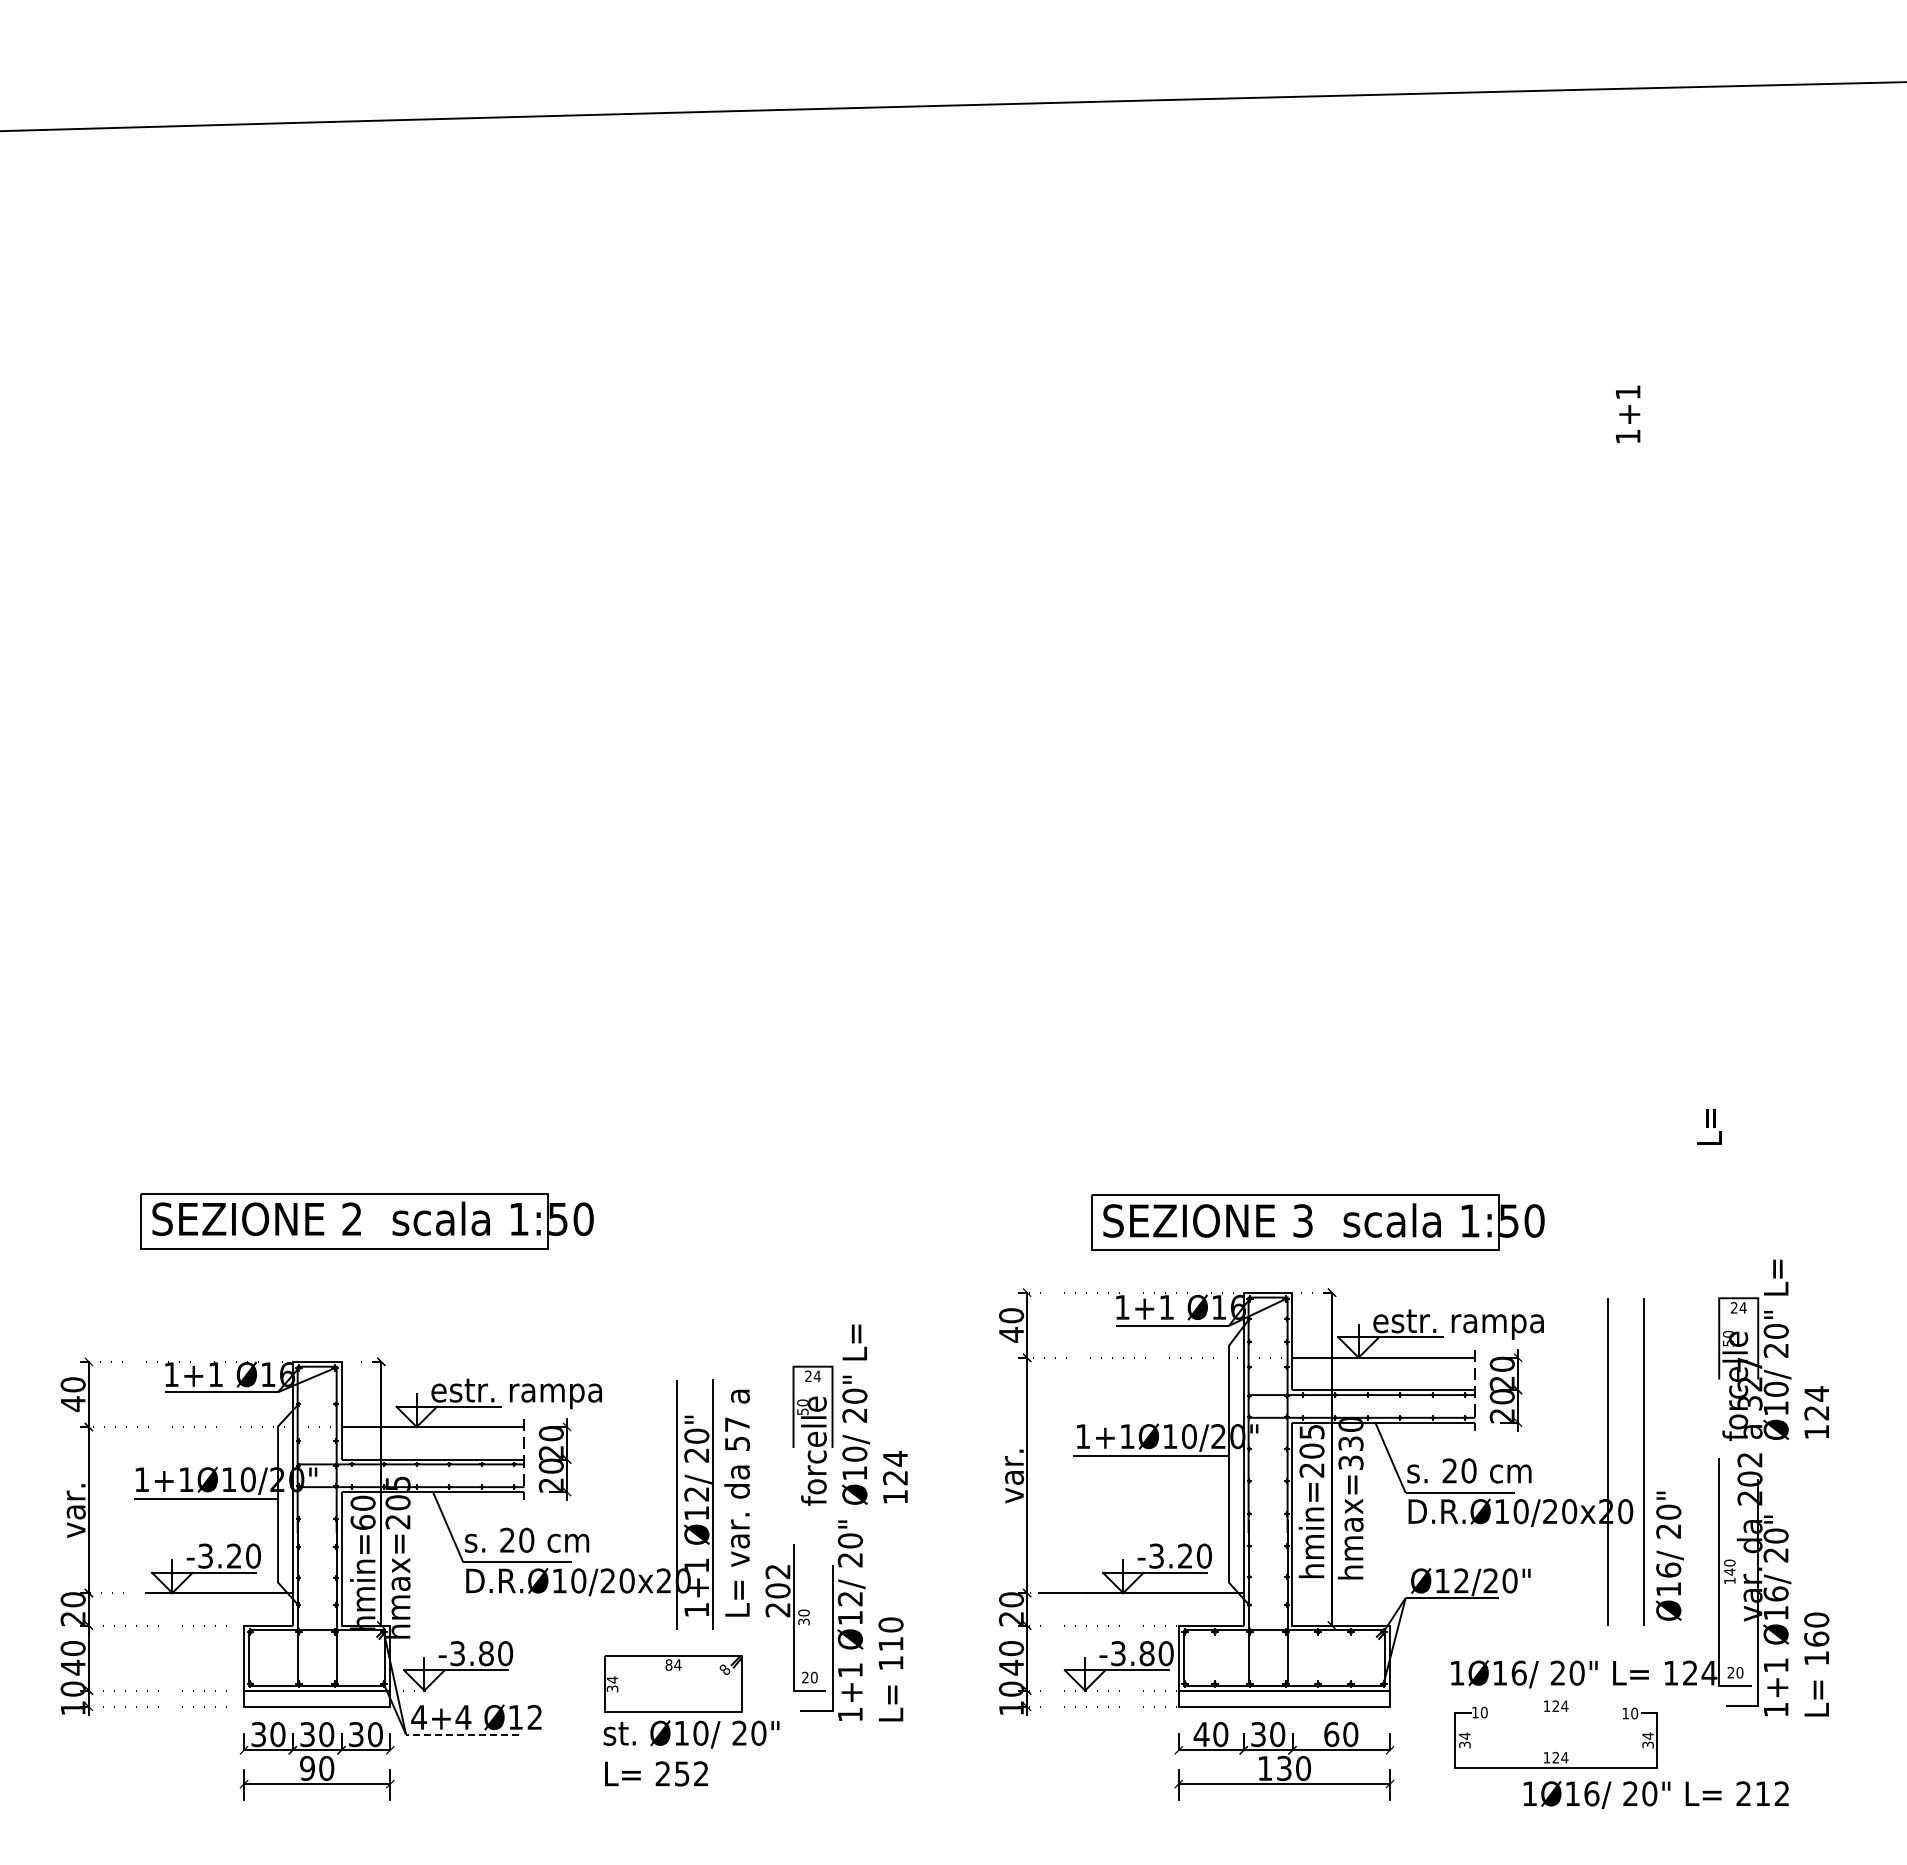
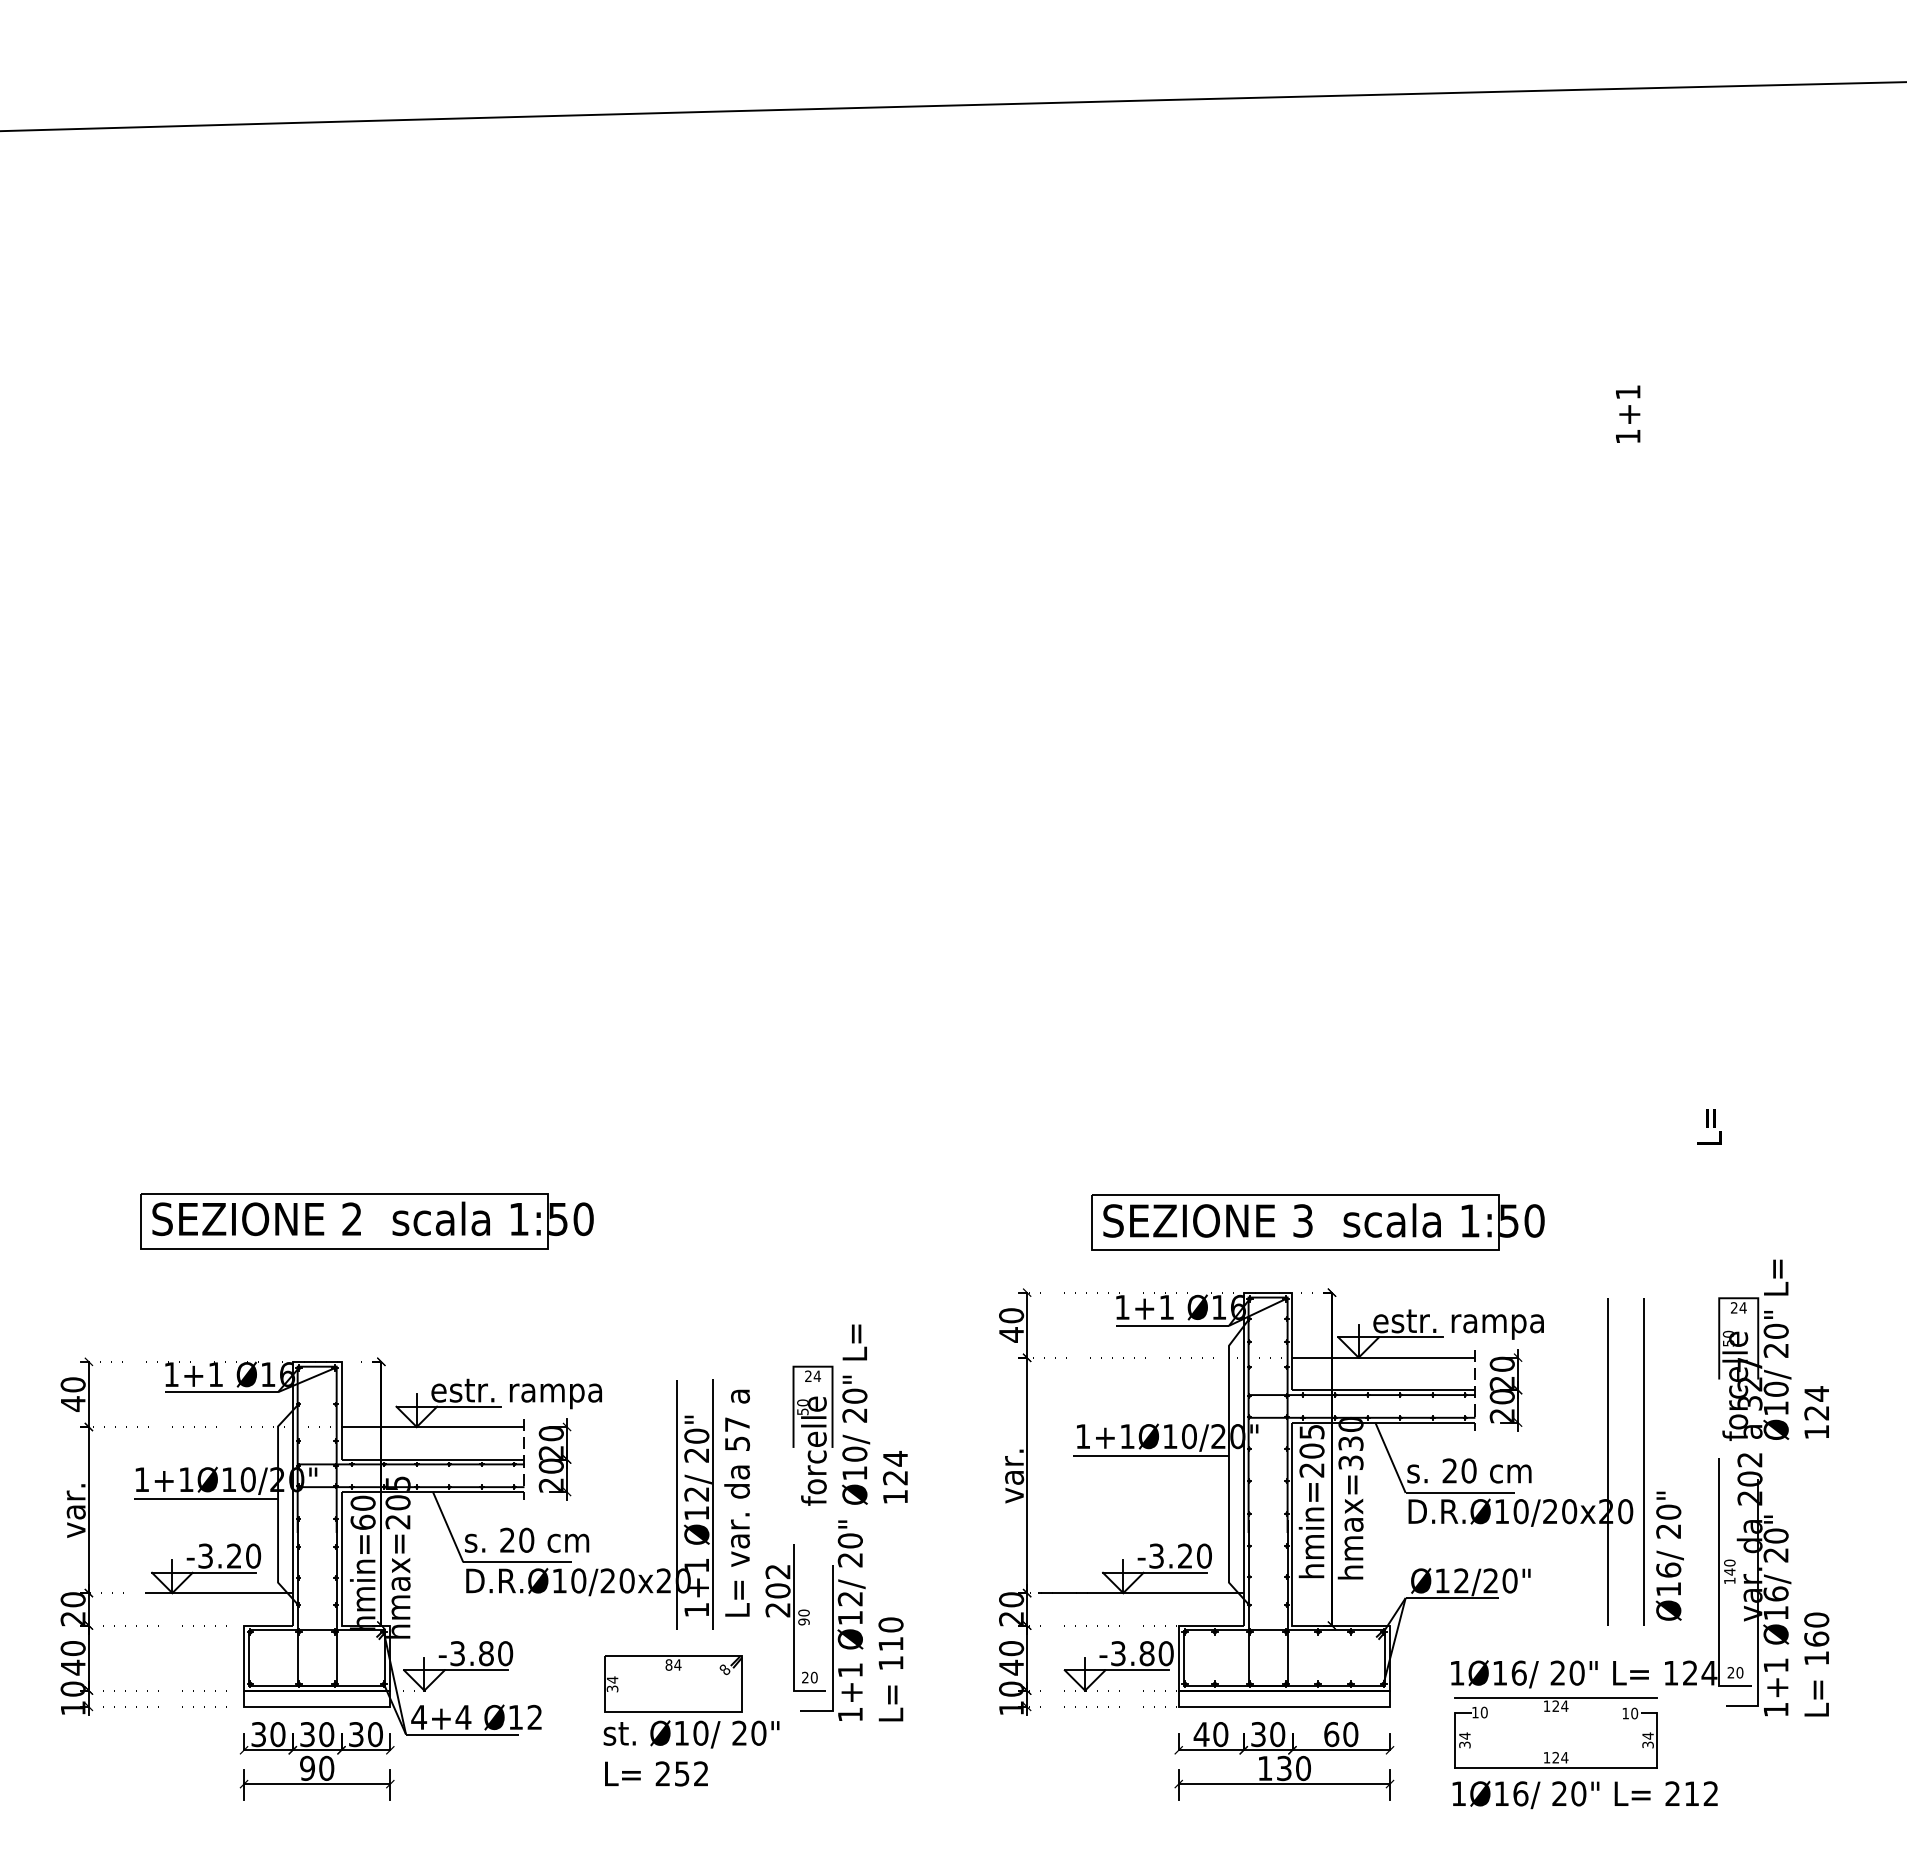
text: 30 -> 90 (803, 1621)
line: none -> present (1555, 1697)
line: dashed -> solid (461, 1734)
text position: (1655, 1794) -> (1584, 1794) (1584, 1794)
